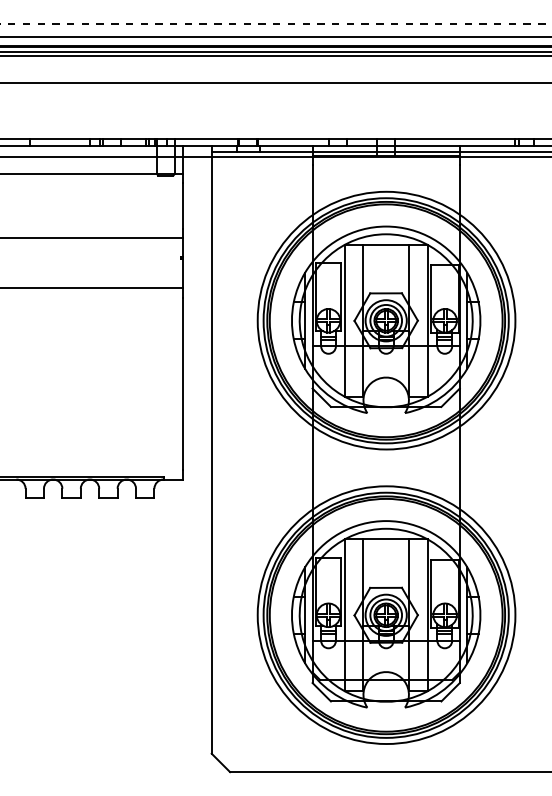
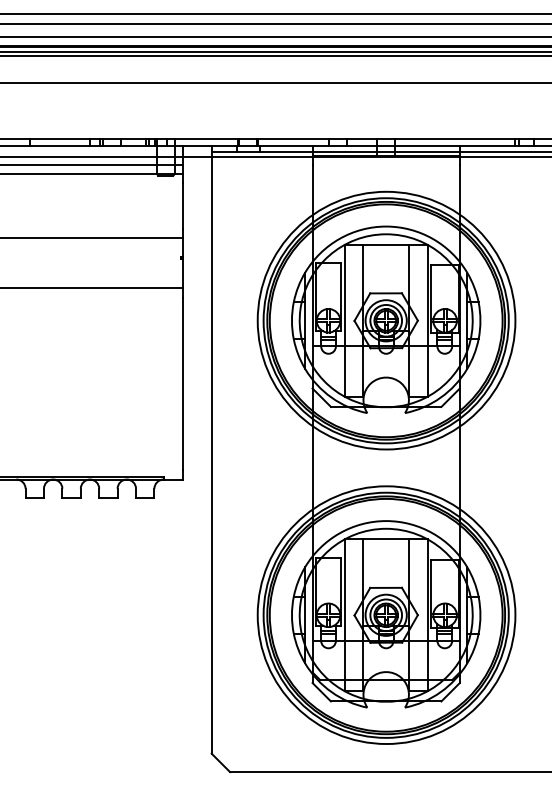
line: none -> present (275, 14)
line: dashed -> solid (276, 23)
line: none -> present (92, 164)
